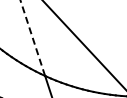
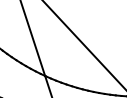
line: dashed -> solid (32, 37)
